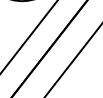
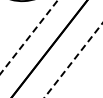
line: solid -> dashed (29, 37)
line: solid -> dashed (73, 60)
